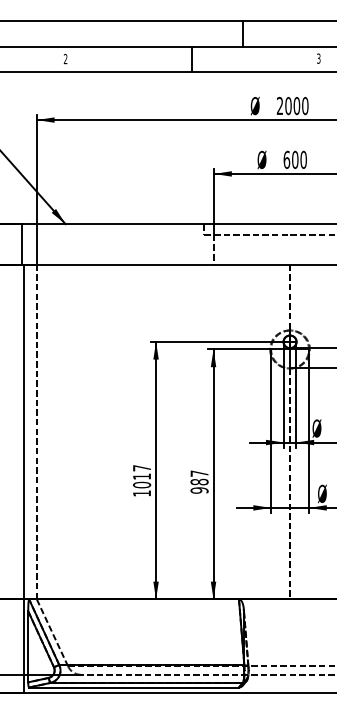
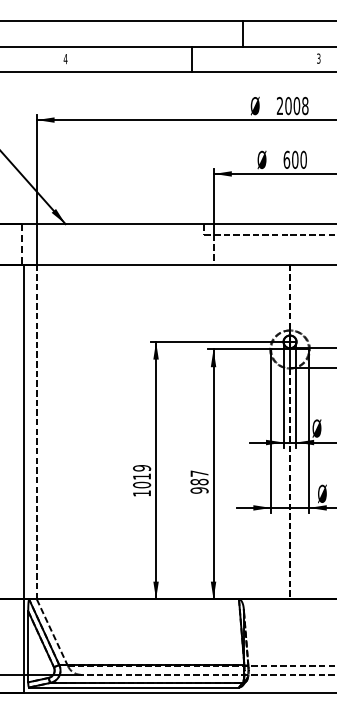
text: 2 -> 4 (65, 59)
text: 2000 -> 2008 (305, 105)
line: solid -> dashed (21, 244)
text: 1017 -> 1019 (142, 468)
